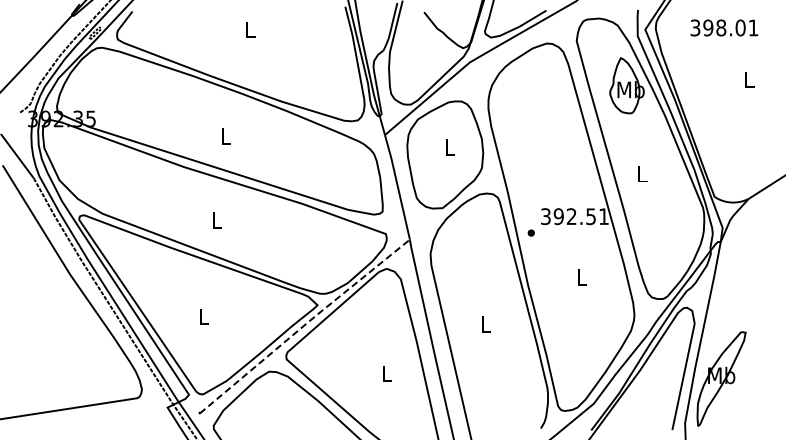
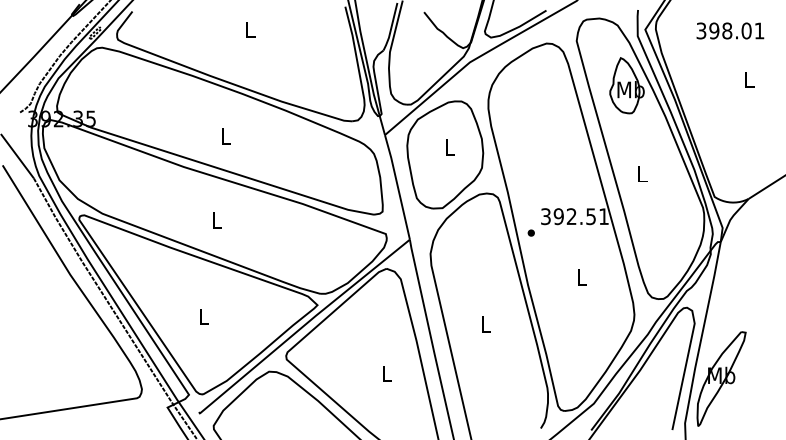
text position: (724, 27) -> (730, 30) (730, 30)
line: dashed -> solid (304, 325)
